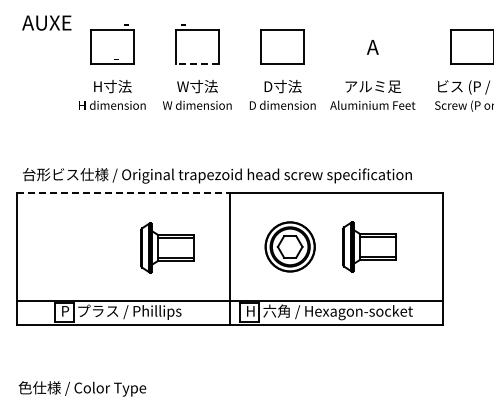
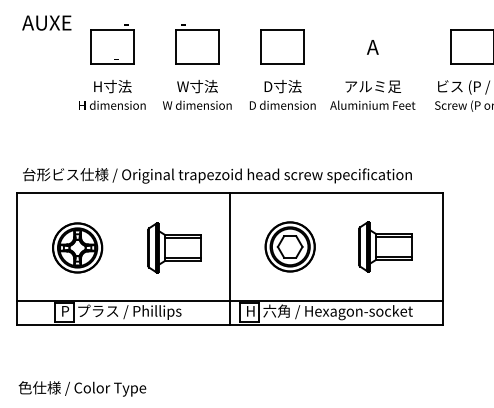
line: dashed -> solid (197, 64)
line: dashed -> solid (124, 192)
part position: (369, 246) -> (385, 246) (385, 246)
part: none -> present (77, 247)
part position: (167, 247) -> (174, 247) (174, 247)
